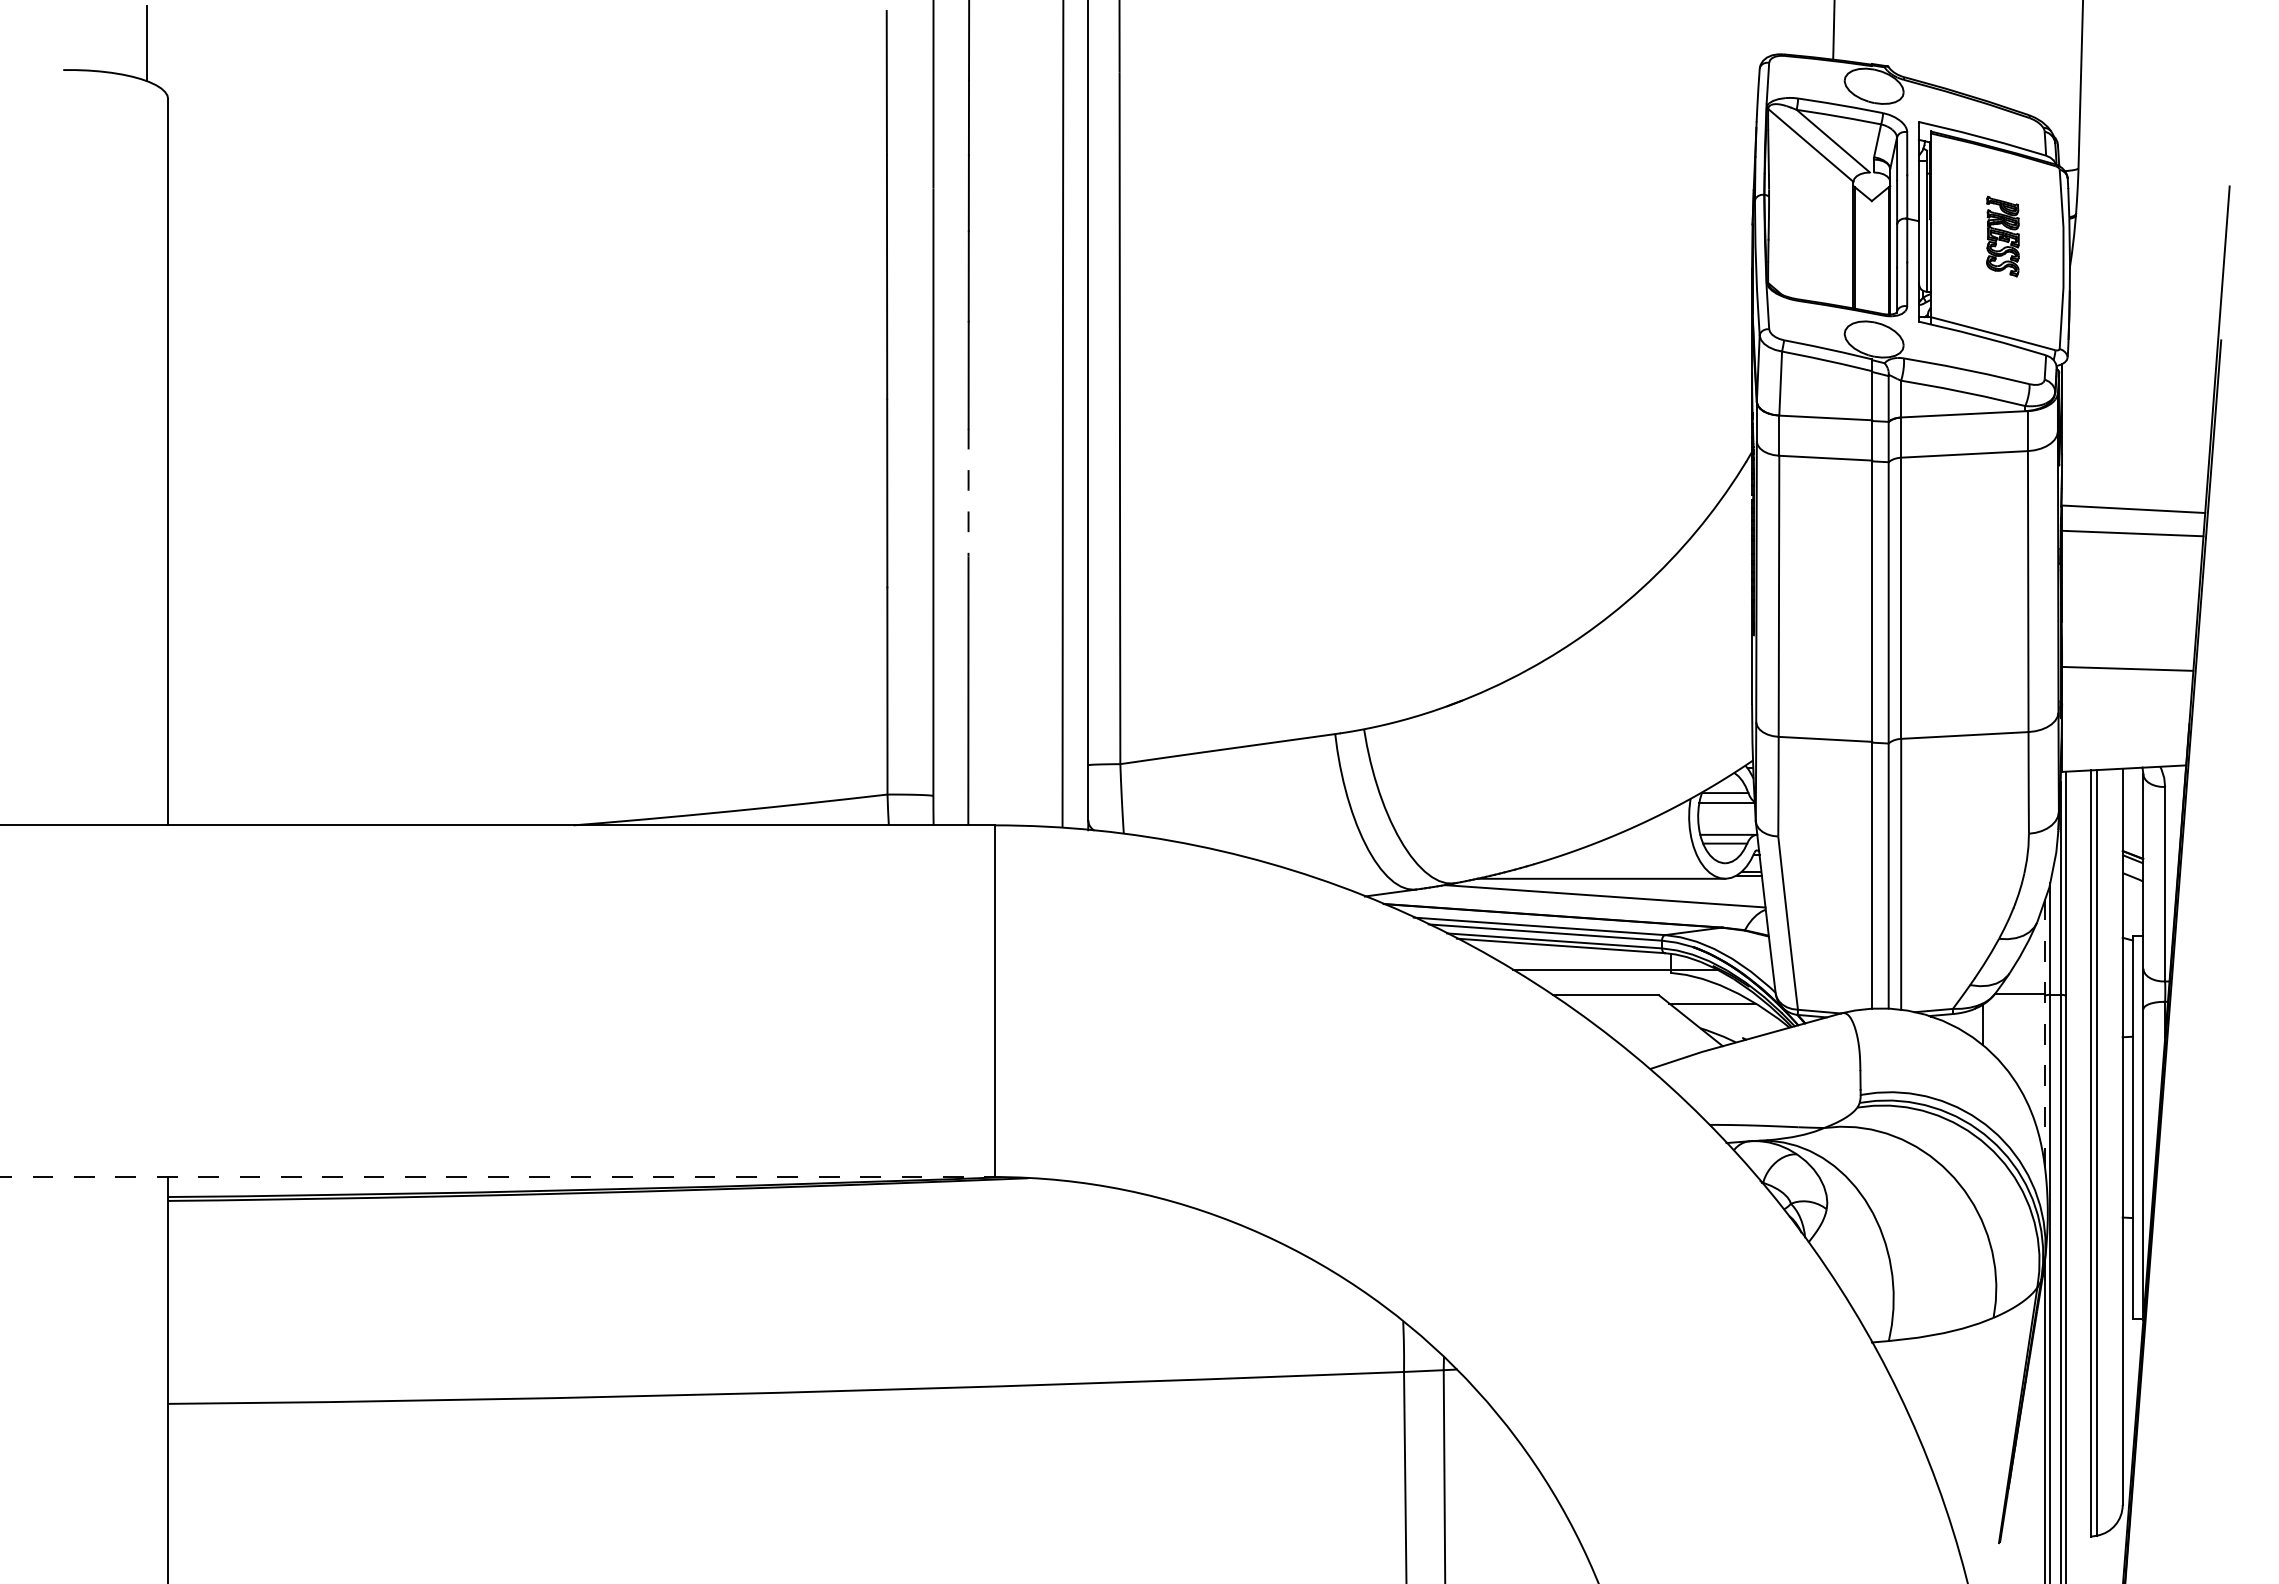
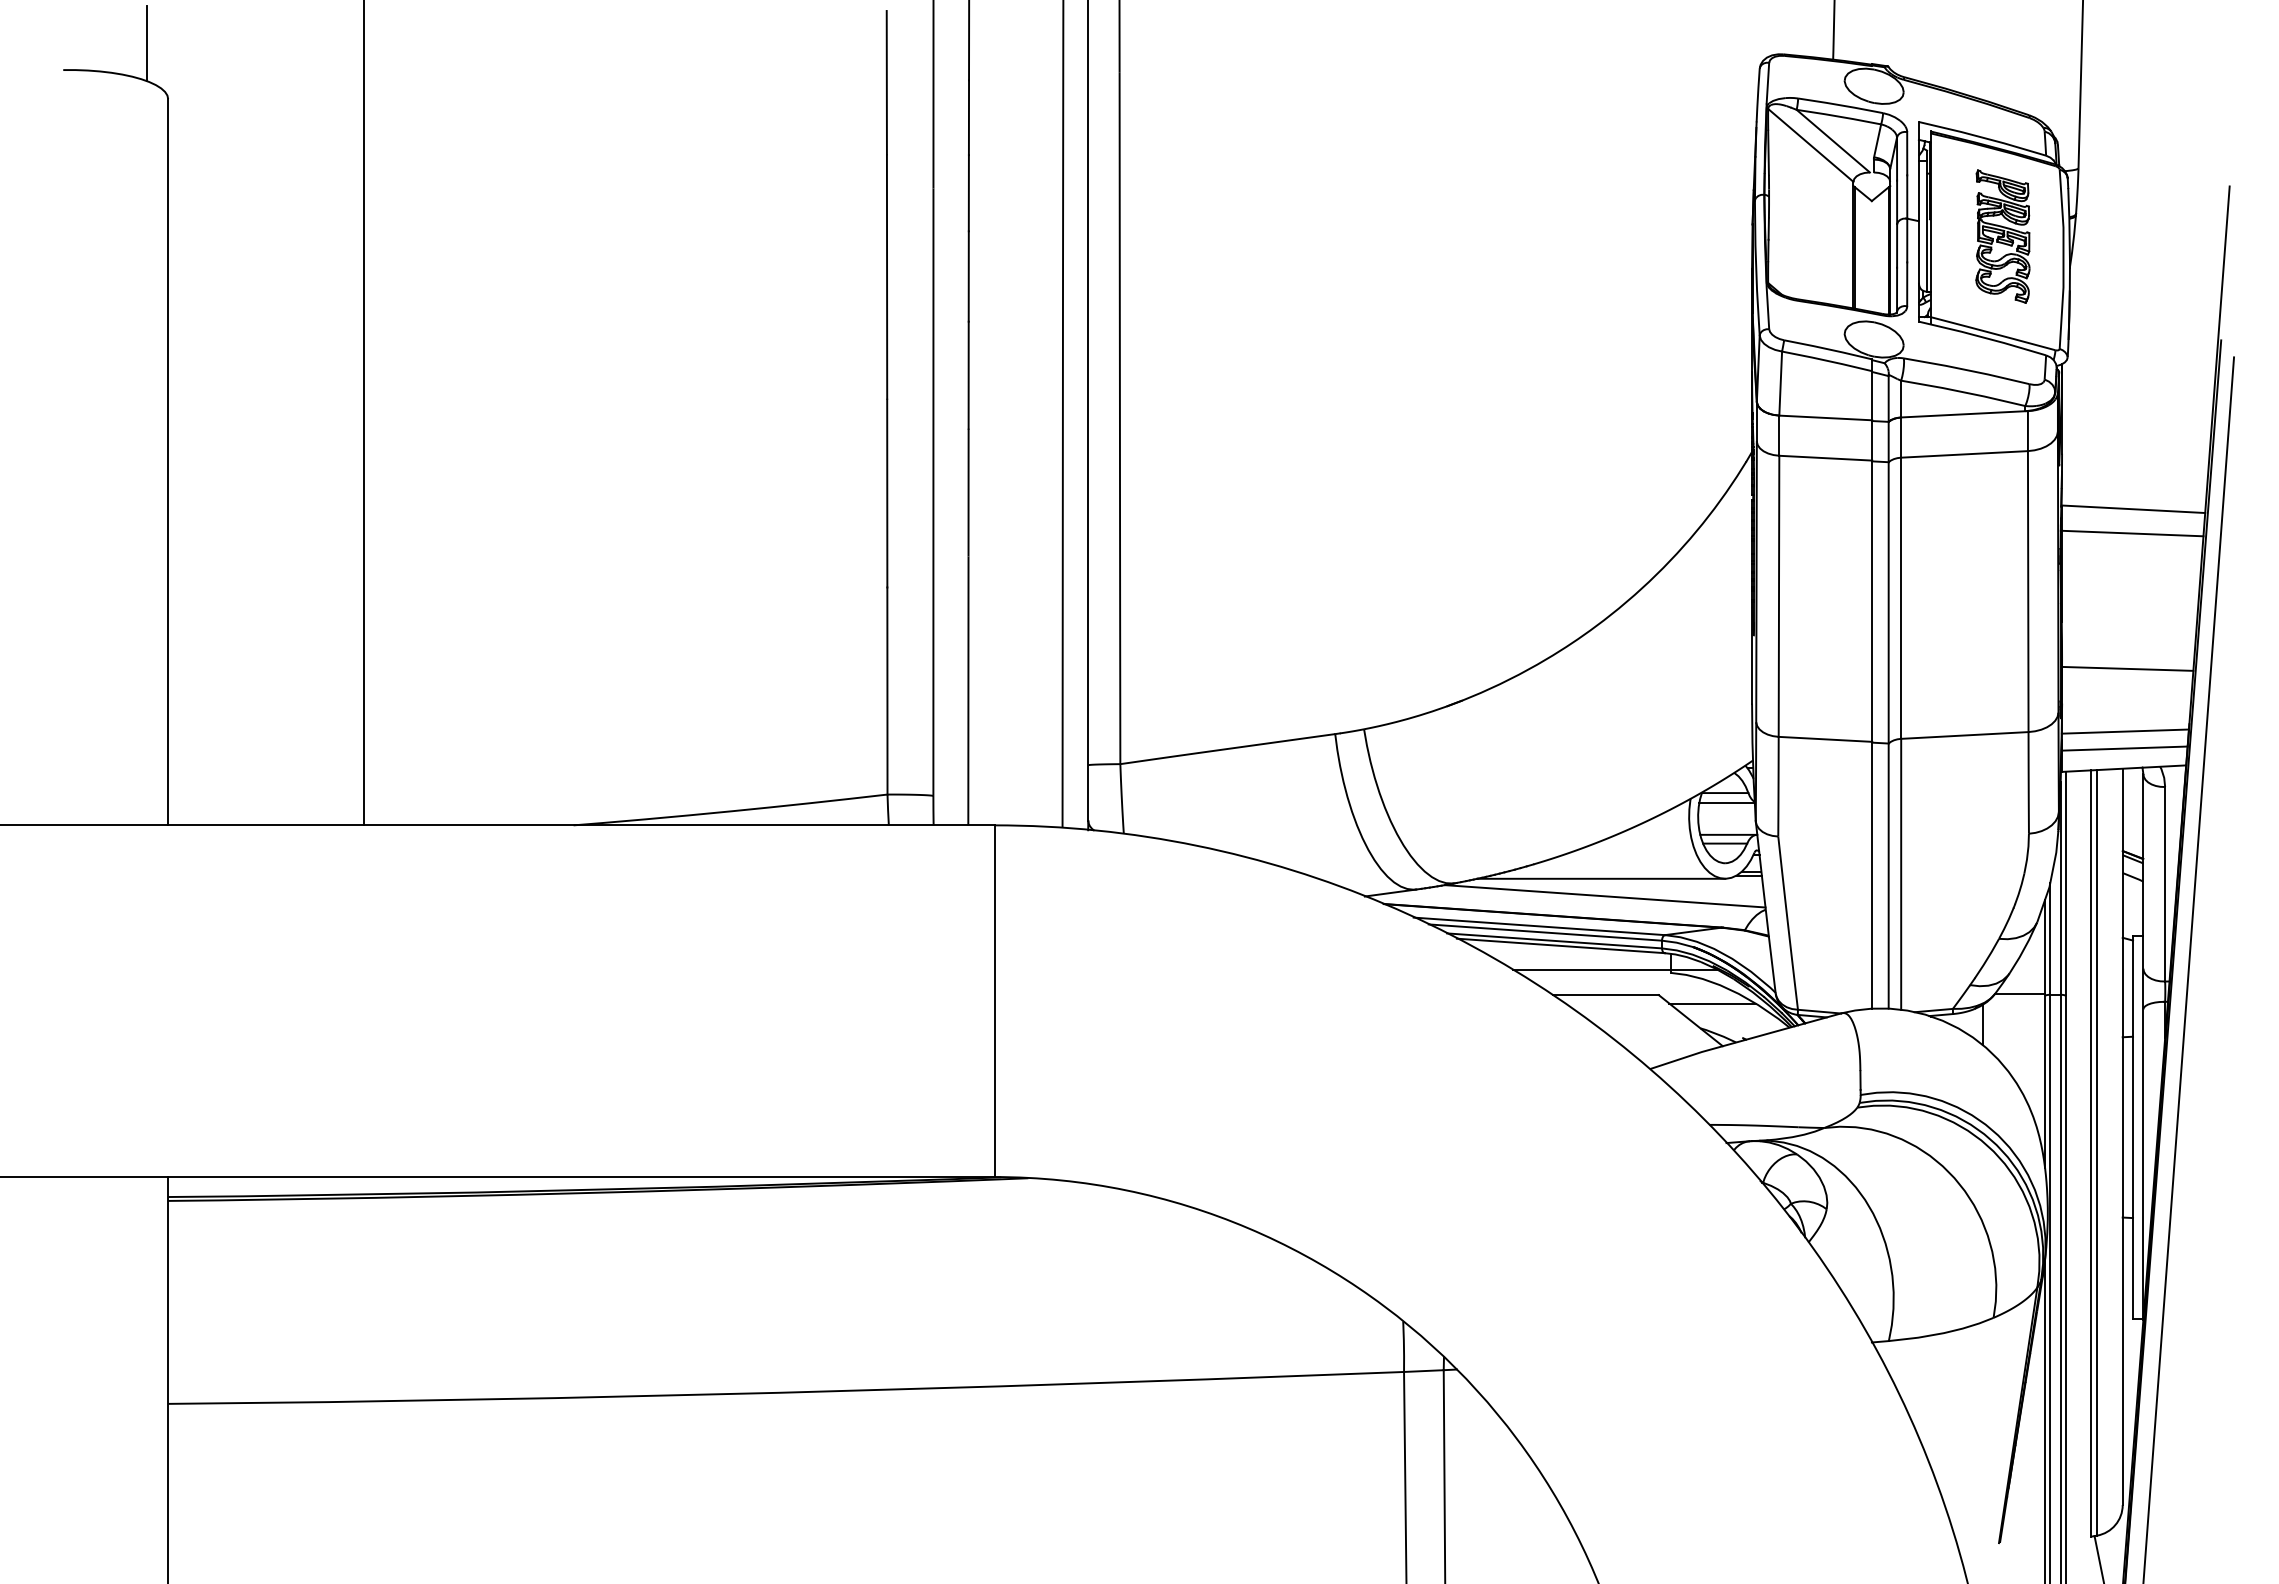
part size: 34x83 px -> 56x135 px (2002, 236)
line: none -> present (364, 413)
line: dashed -> solid (968, 491)
line: none -> present (2124, 731)
line: none -> present (2124, 748)
line: none -> present (2188, 968)
line: dashed -> solid (2045, 1034)
line: dashed -> solid (497, 1177)
line: none -> present (2098, 1558)
